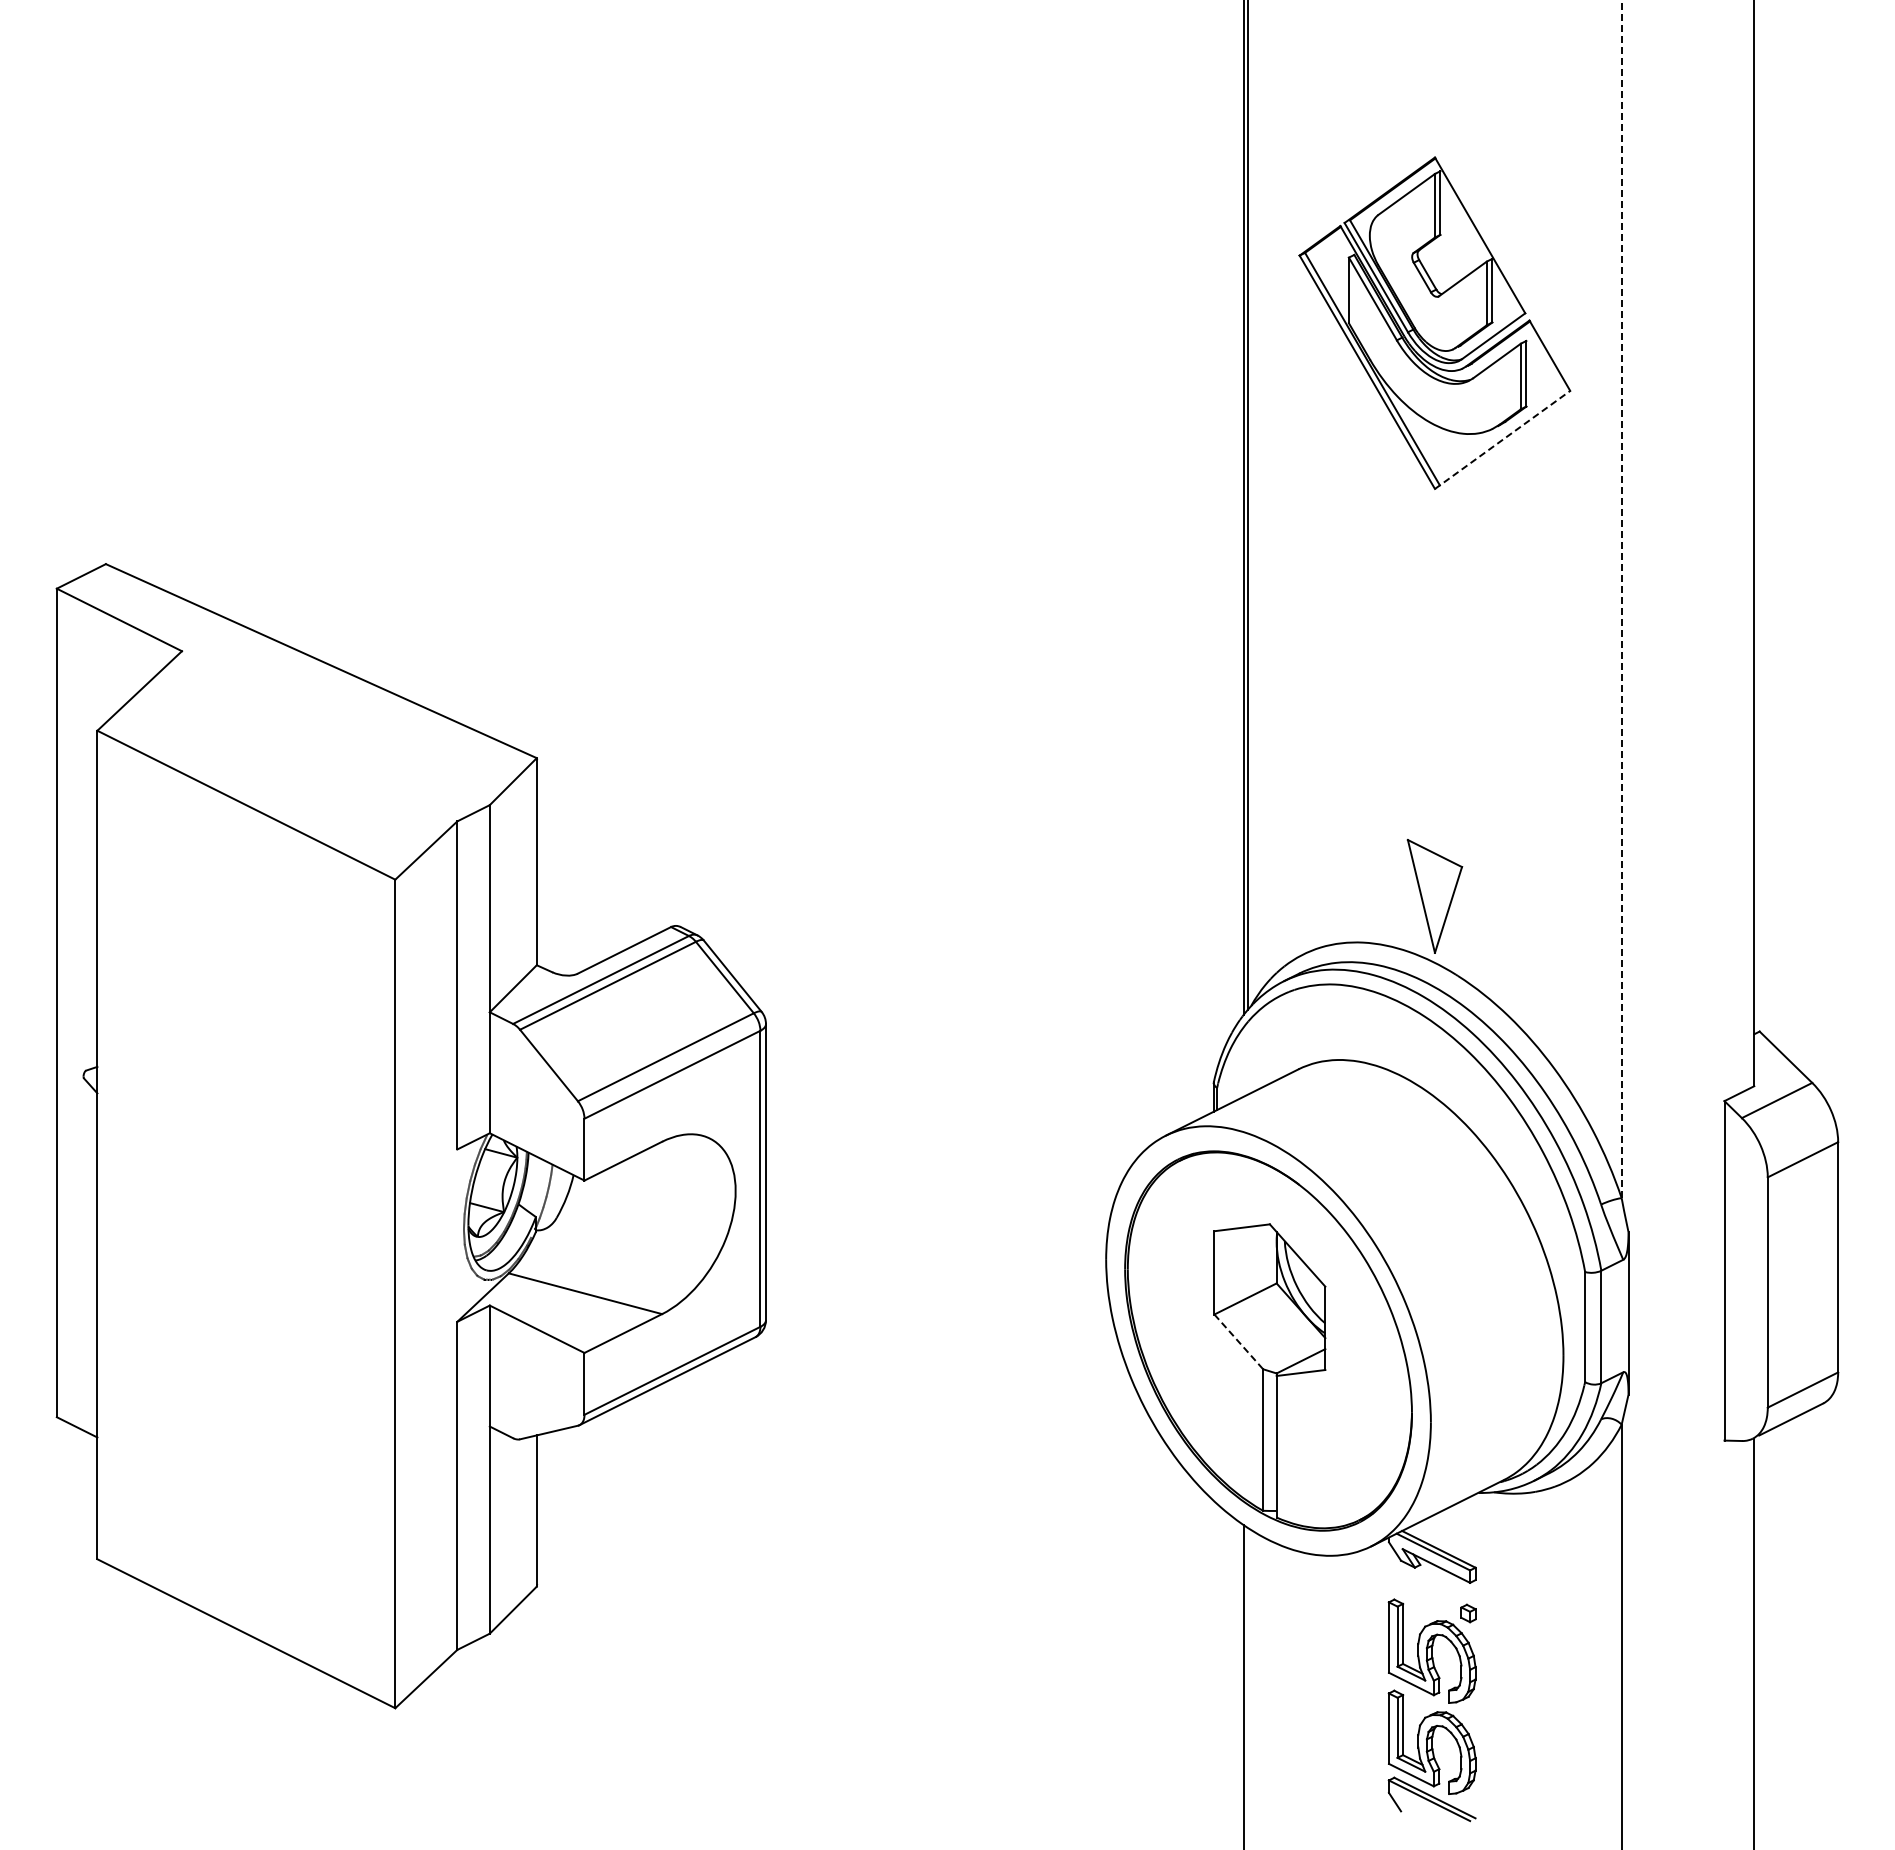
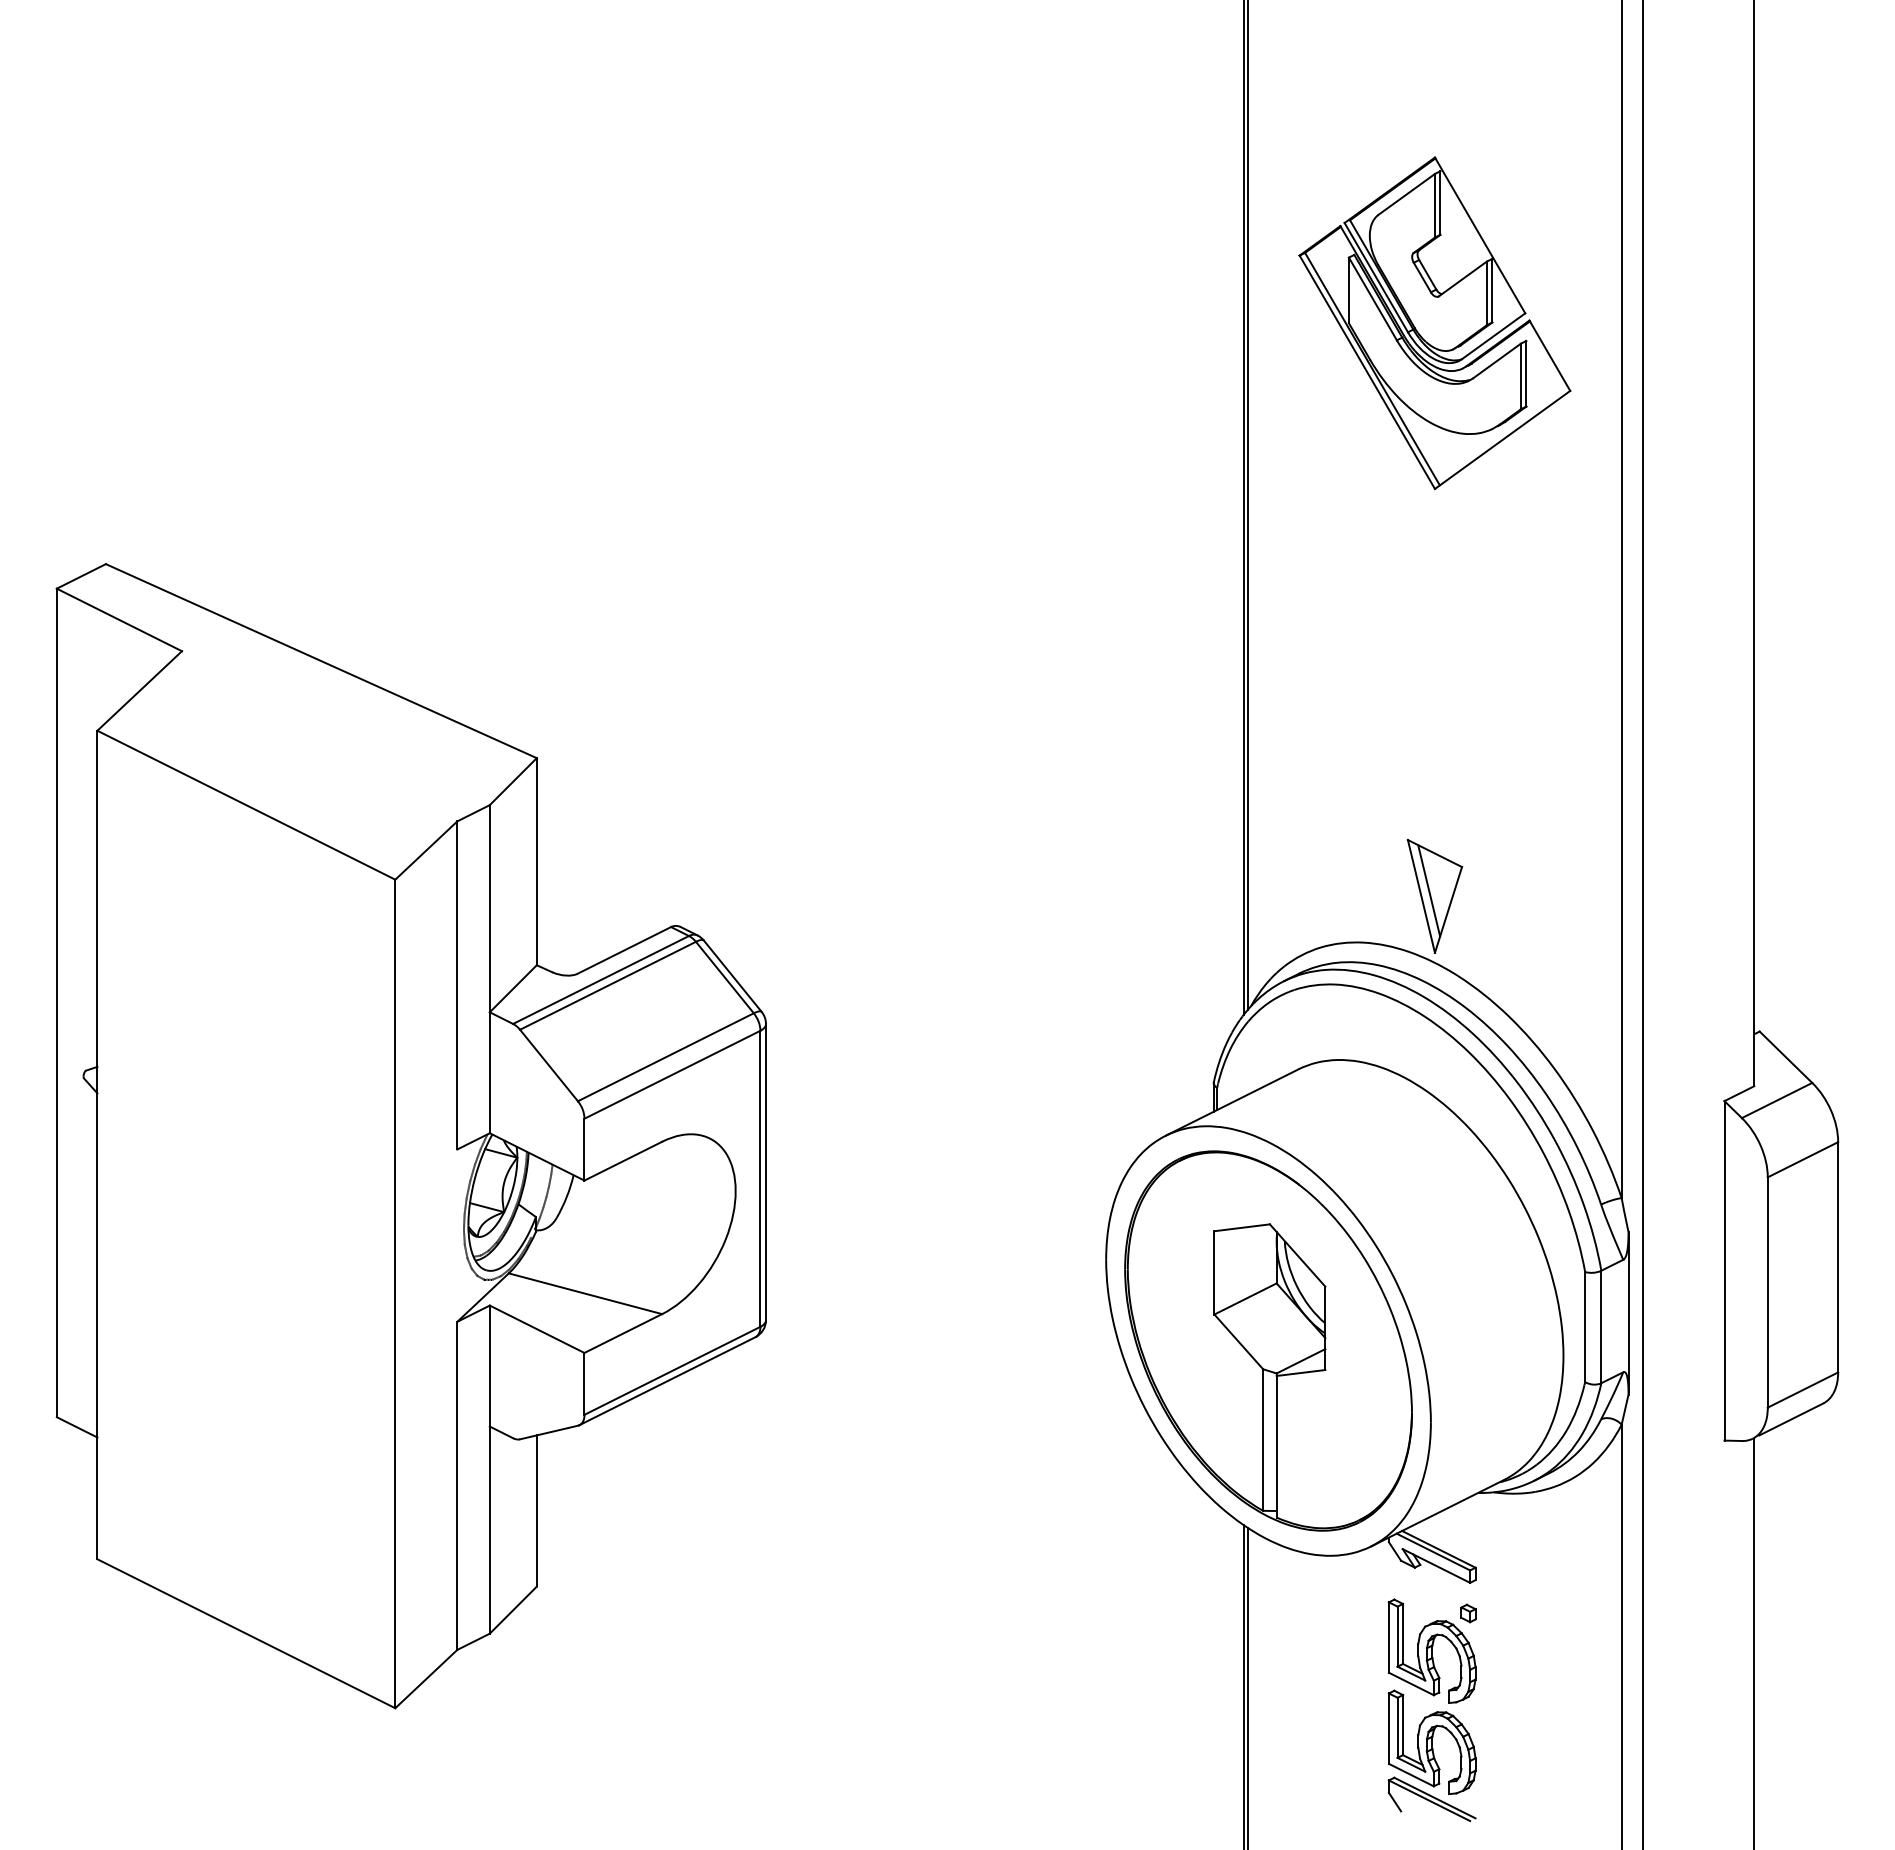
line: dashed -> solid (1502, 439)
line: dashed -> solid (1621, 599)
line: none -> present (1429, 890)
line: none -> present (1643, 924)
line: dashed -> solid (1238, 1341)
line: none -> present (1248, 1687)
